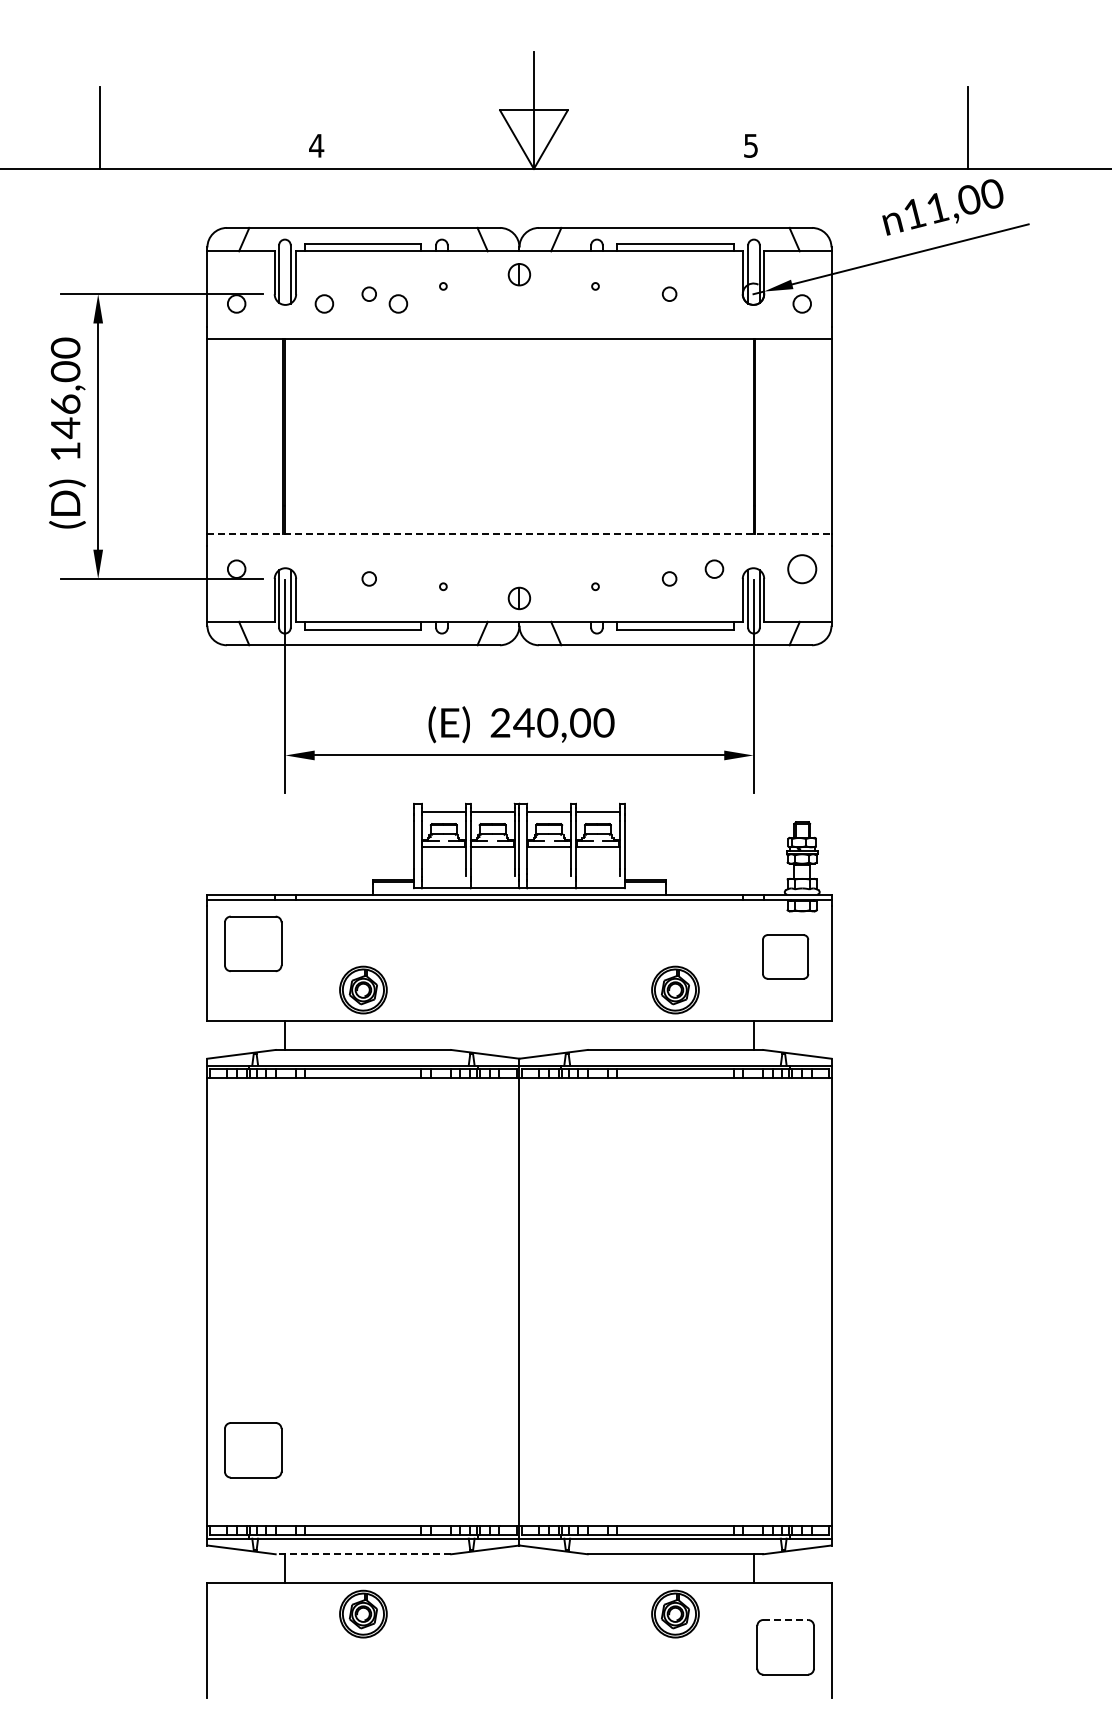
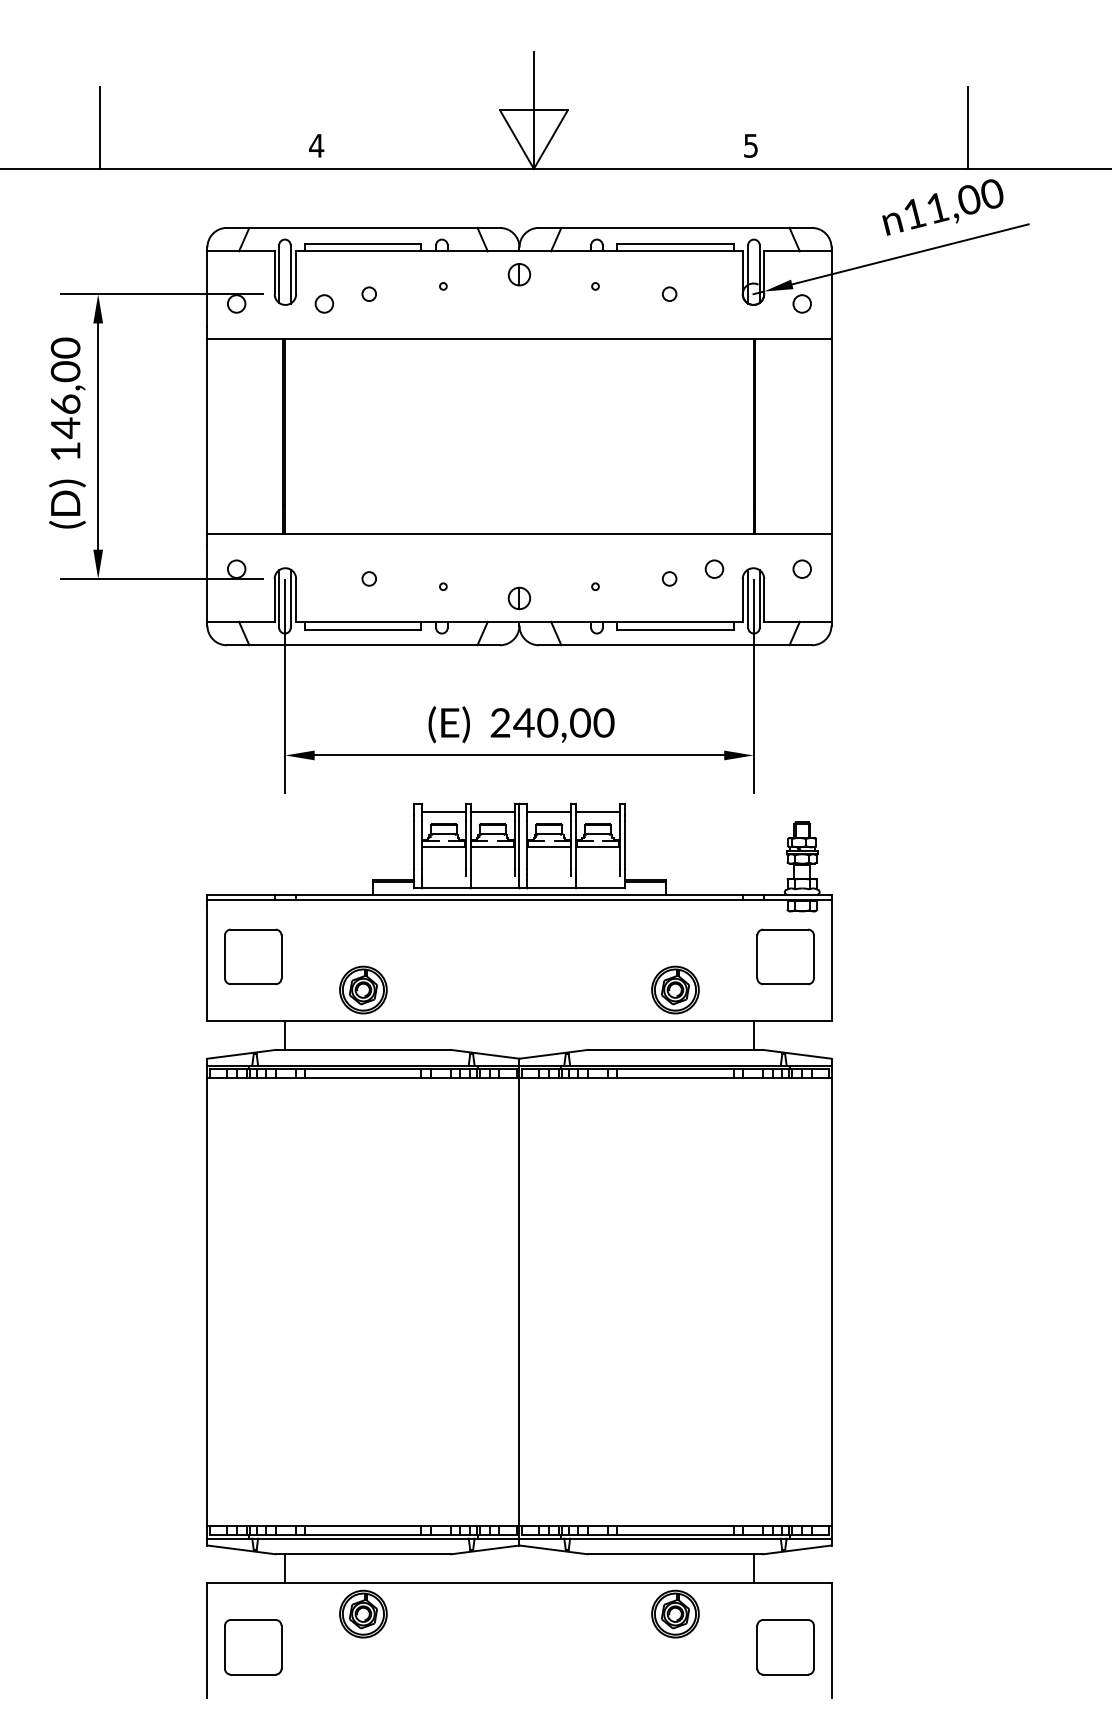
circle: present -> none (398, 303)
line: dashed -> solid (519, 534)
circle diameter: 28 px -> 18 px (802, 568)
part position: (253, 943) -> (253, 956) (253, 956)
part size: 48x46 px -> 59x58 px (785, 956)
part position: (253, 1450) -> (253, 1647) (253, 1647)
line: dashed -> solid (363, 1554)
line: dashed -> solid (786, 1620)
